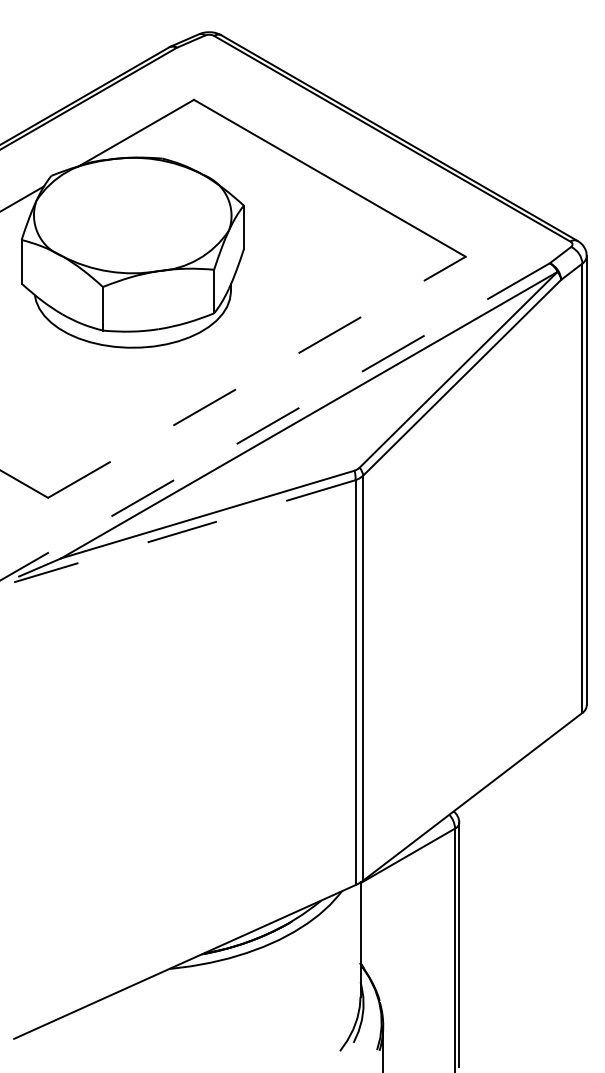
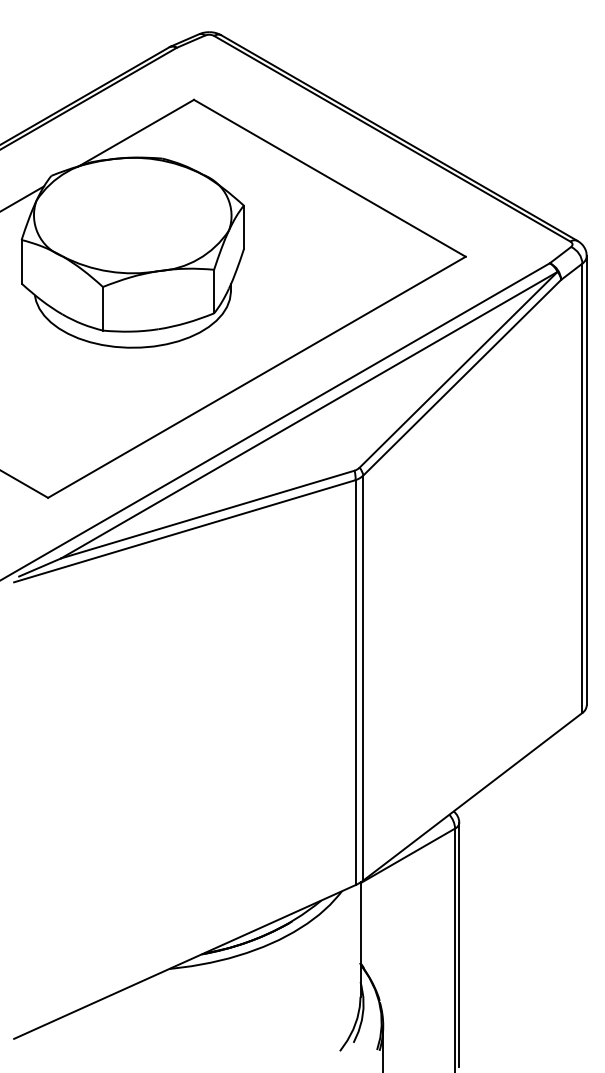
line: dashed -> solid (257, 377)
line: dashed -> solid (274, 422)
line: dashed -> solid (184, 531)
